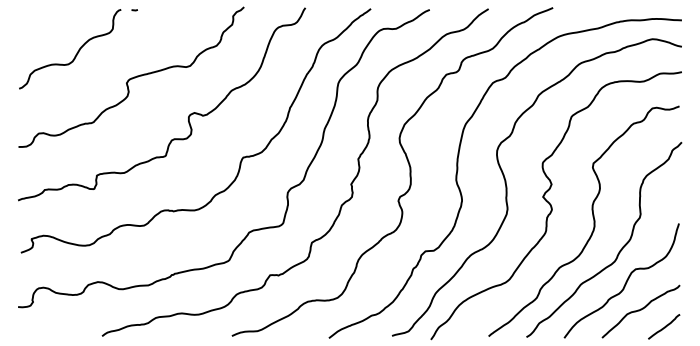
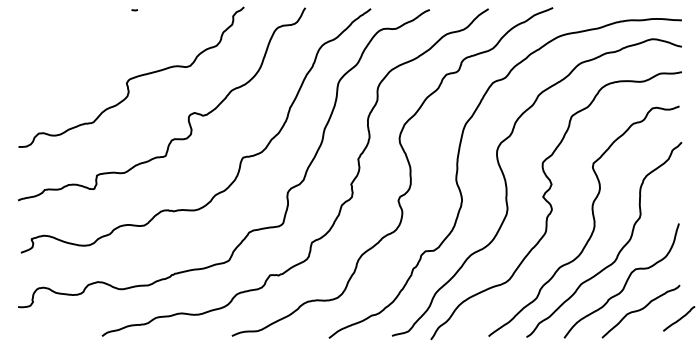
curve: present -> none (75, 54)
curve position: (664, 326) -> (679, 318) (679, 318)
